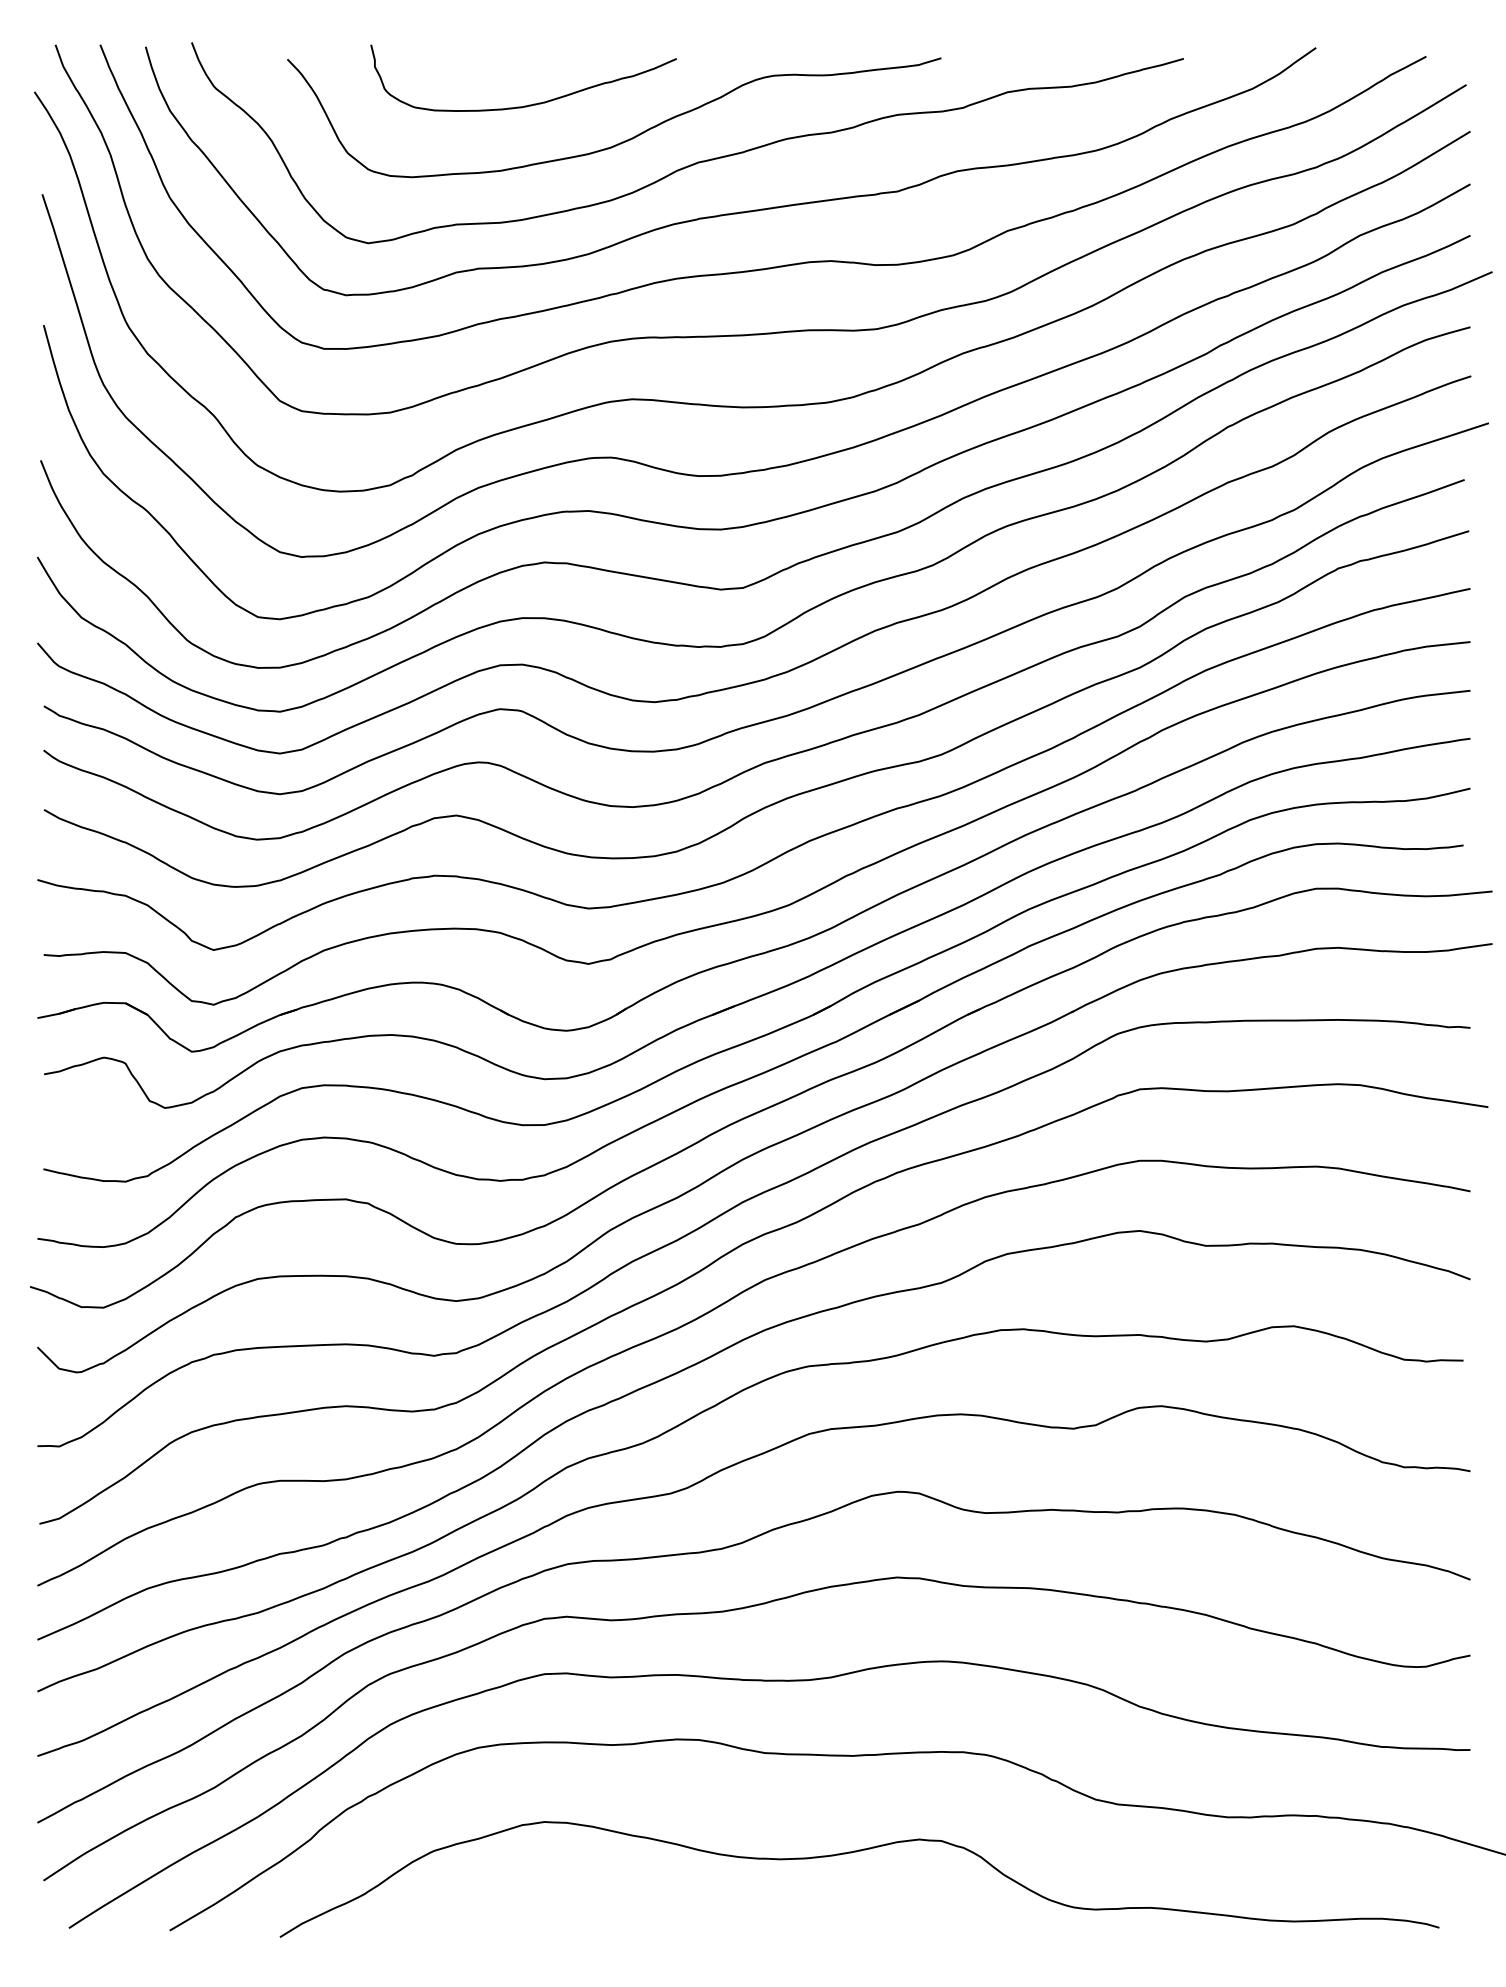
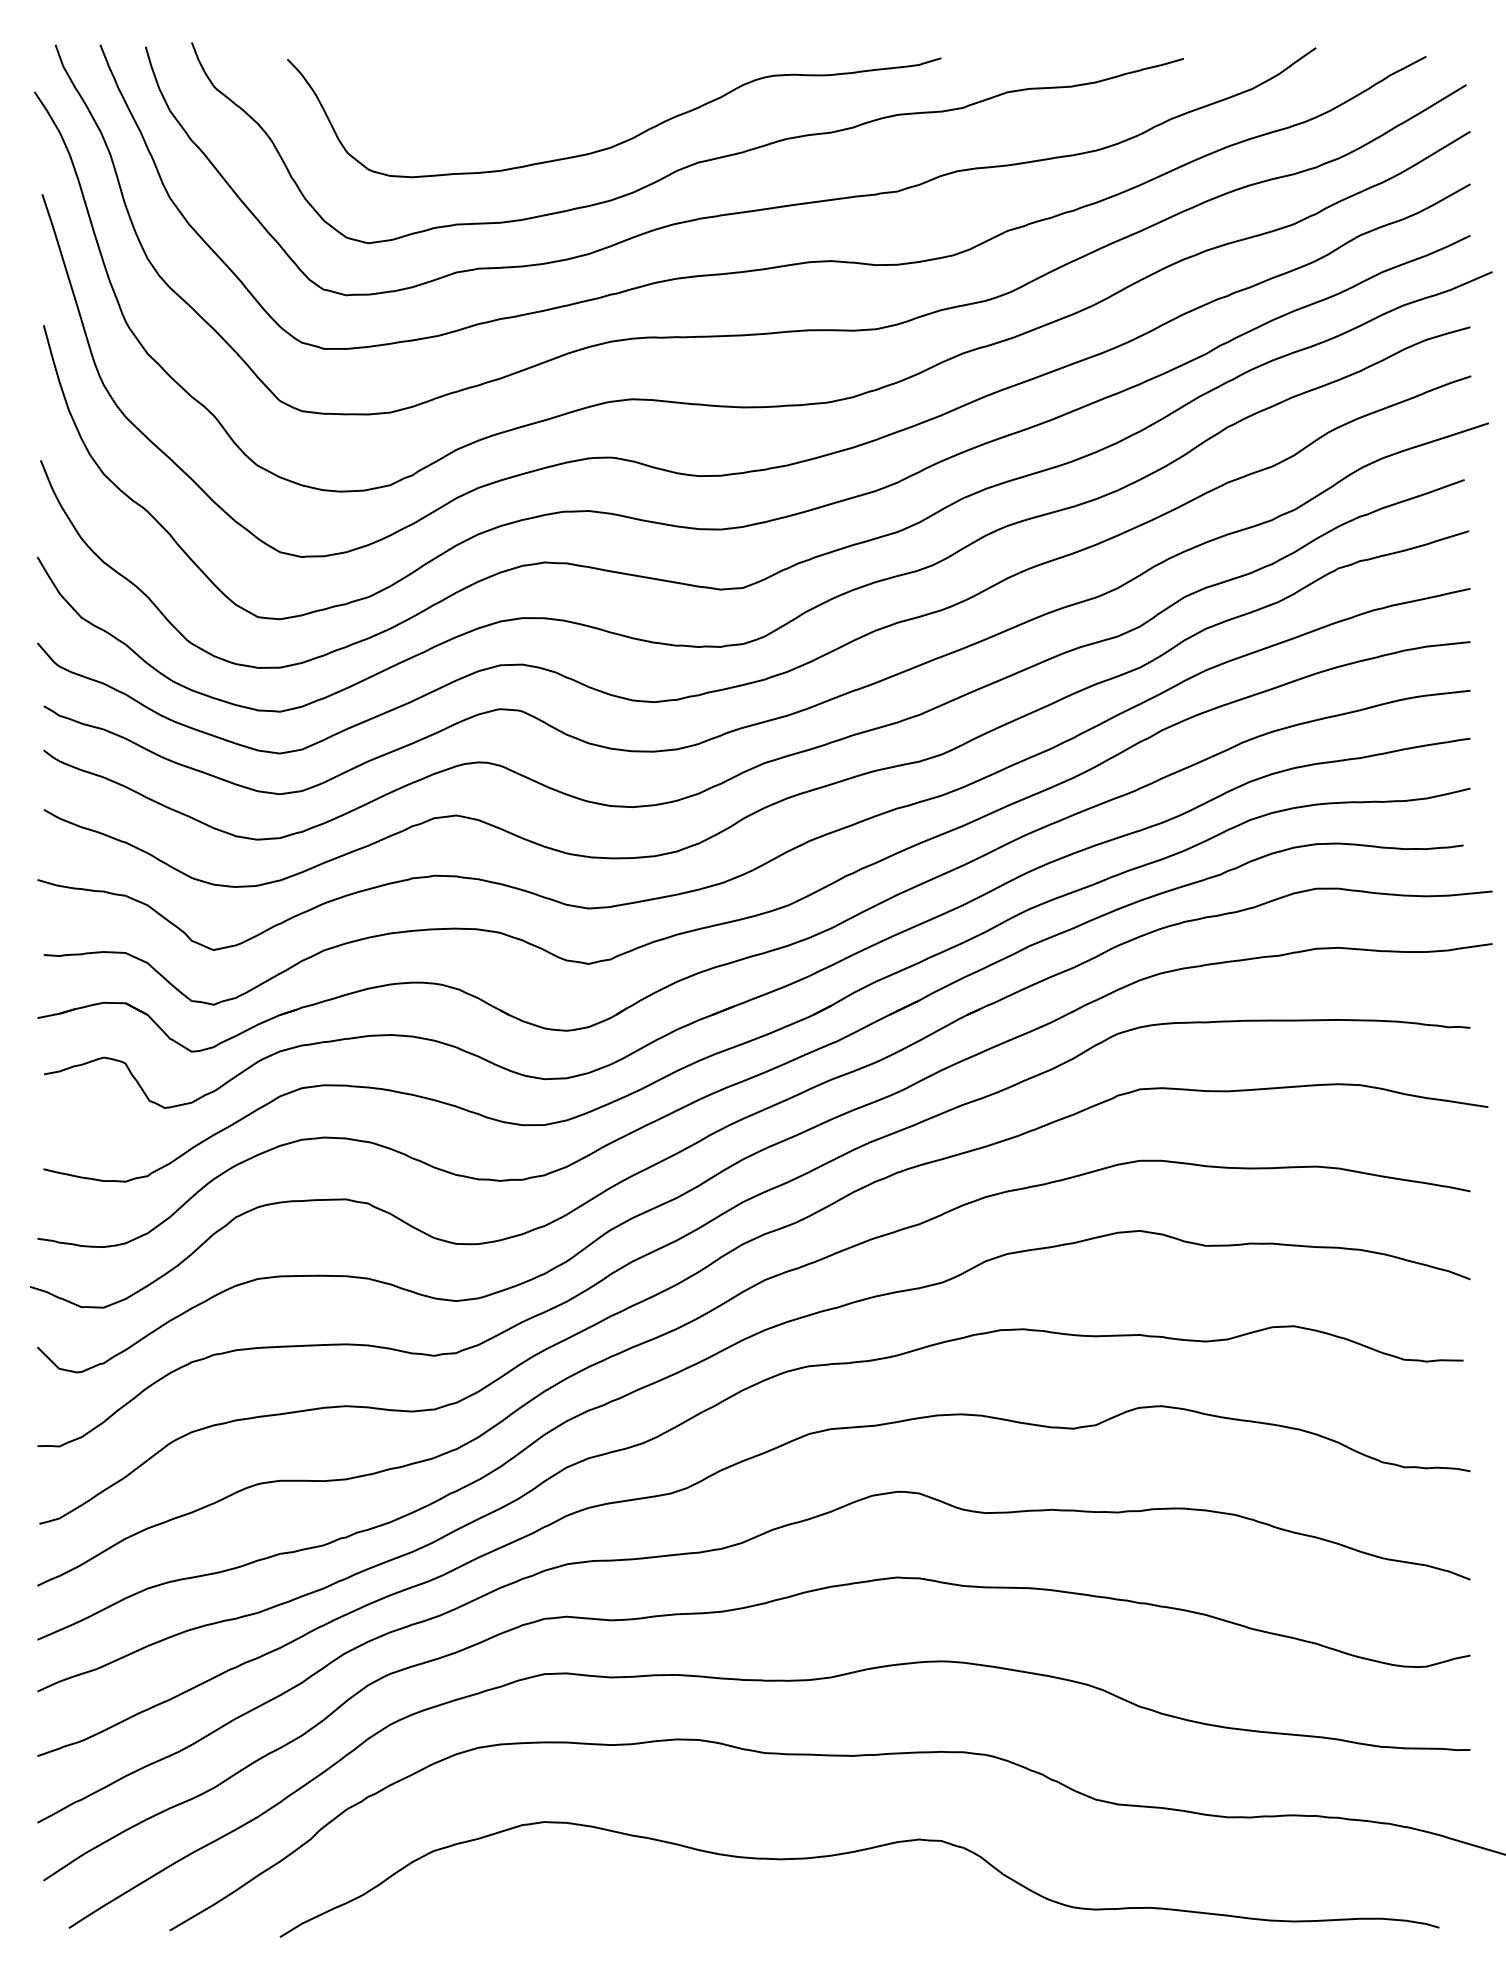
curve: present -> none (529, 104)
